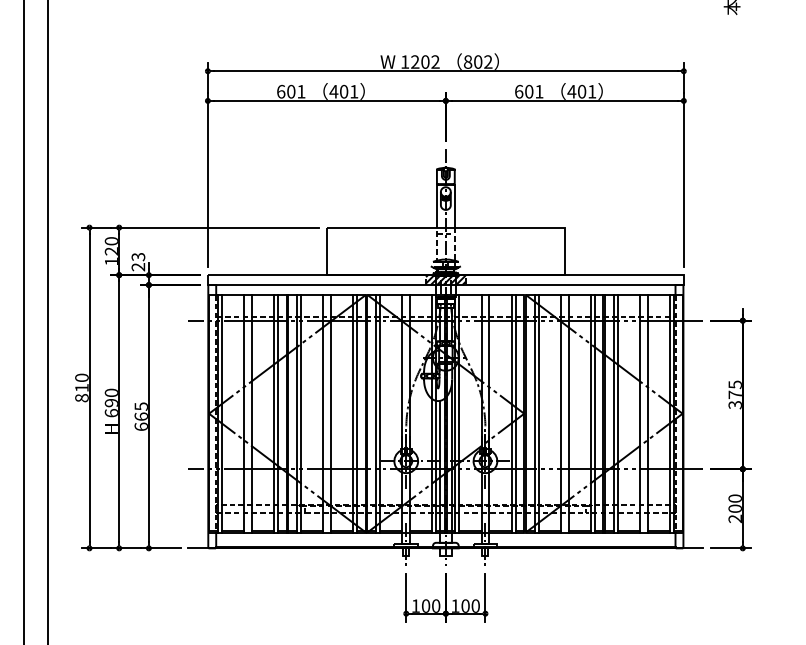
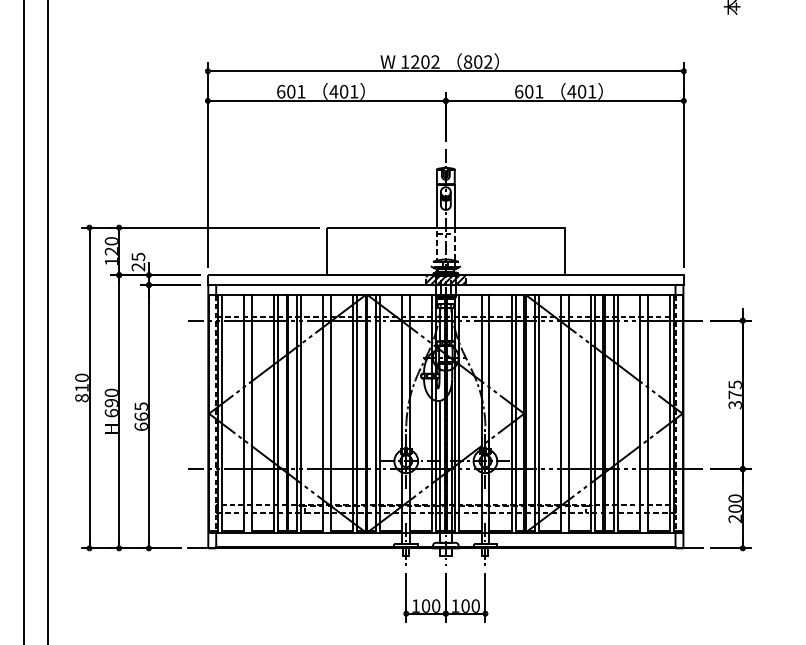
text: 23 -> 25 (137, 256)
